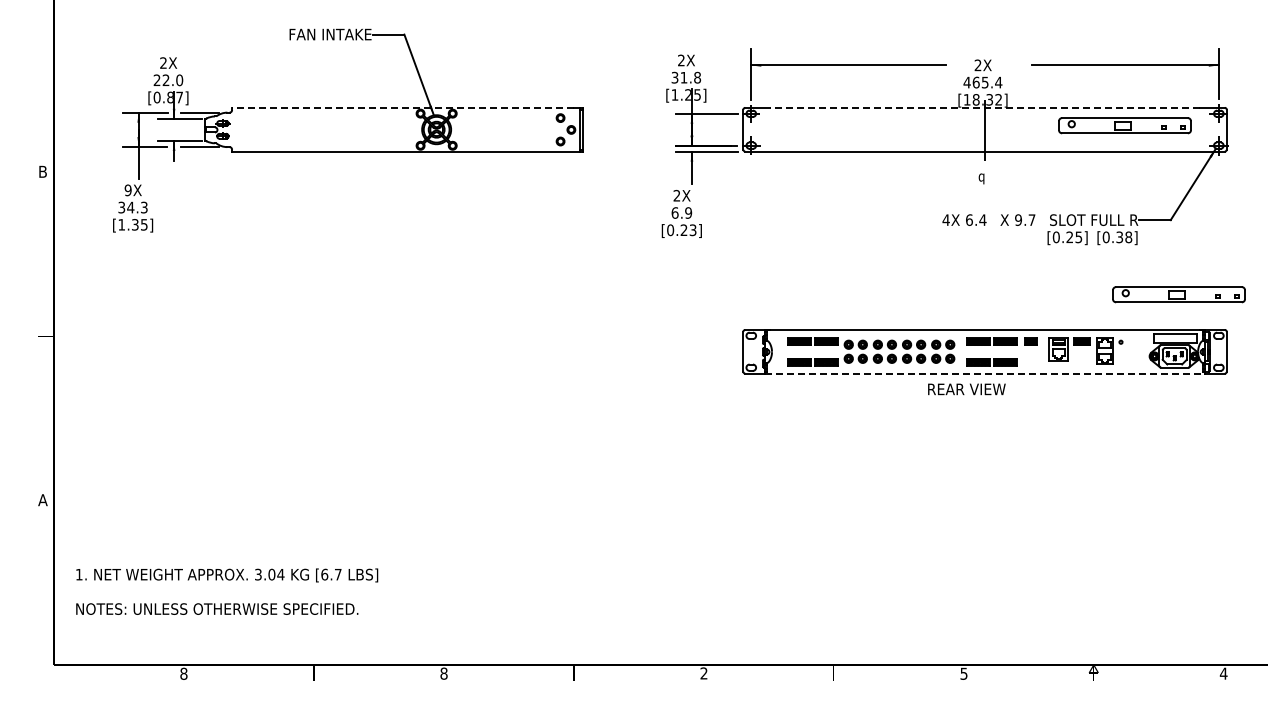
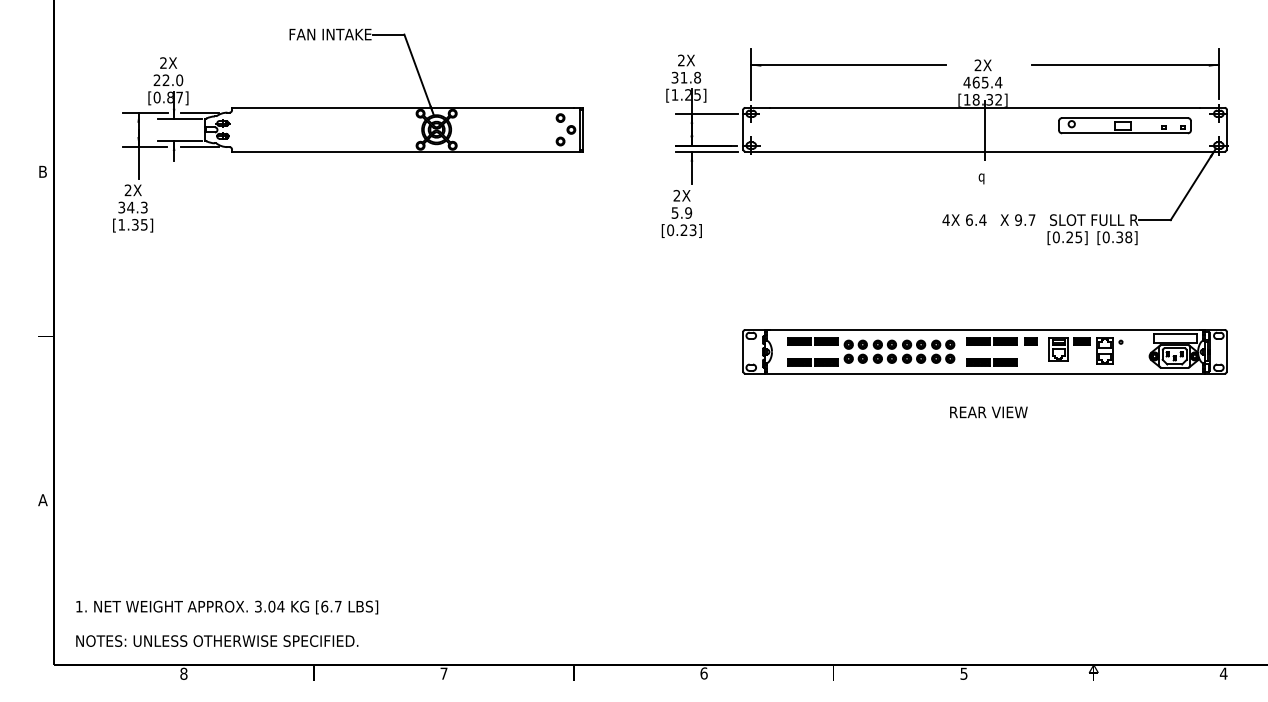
line: dashed -> solid (402, 108)
line: dashed -> solid (984, 108)
text: 9X -> 2X (127, 190)
text: 6.9 -> 5.9 (674, 212)
part: present -> none (1178, 294)
line: dashed -> solid (985, 373)
text position: (966, 389) -> (988, 412) (988, 412)
text position: (227, 591) -> (227, 623) (227, 623)
text: 8 -> 7 (443, 673)
text: 2 -> 6 (703, 673)
